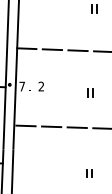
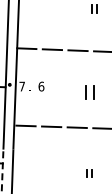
text: 2 -> 6 (41, 86)
part size: 7x10 px -> 10x15 px (89, 92)
line: solid -> dashed (2, 171)
